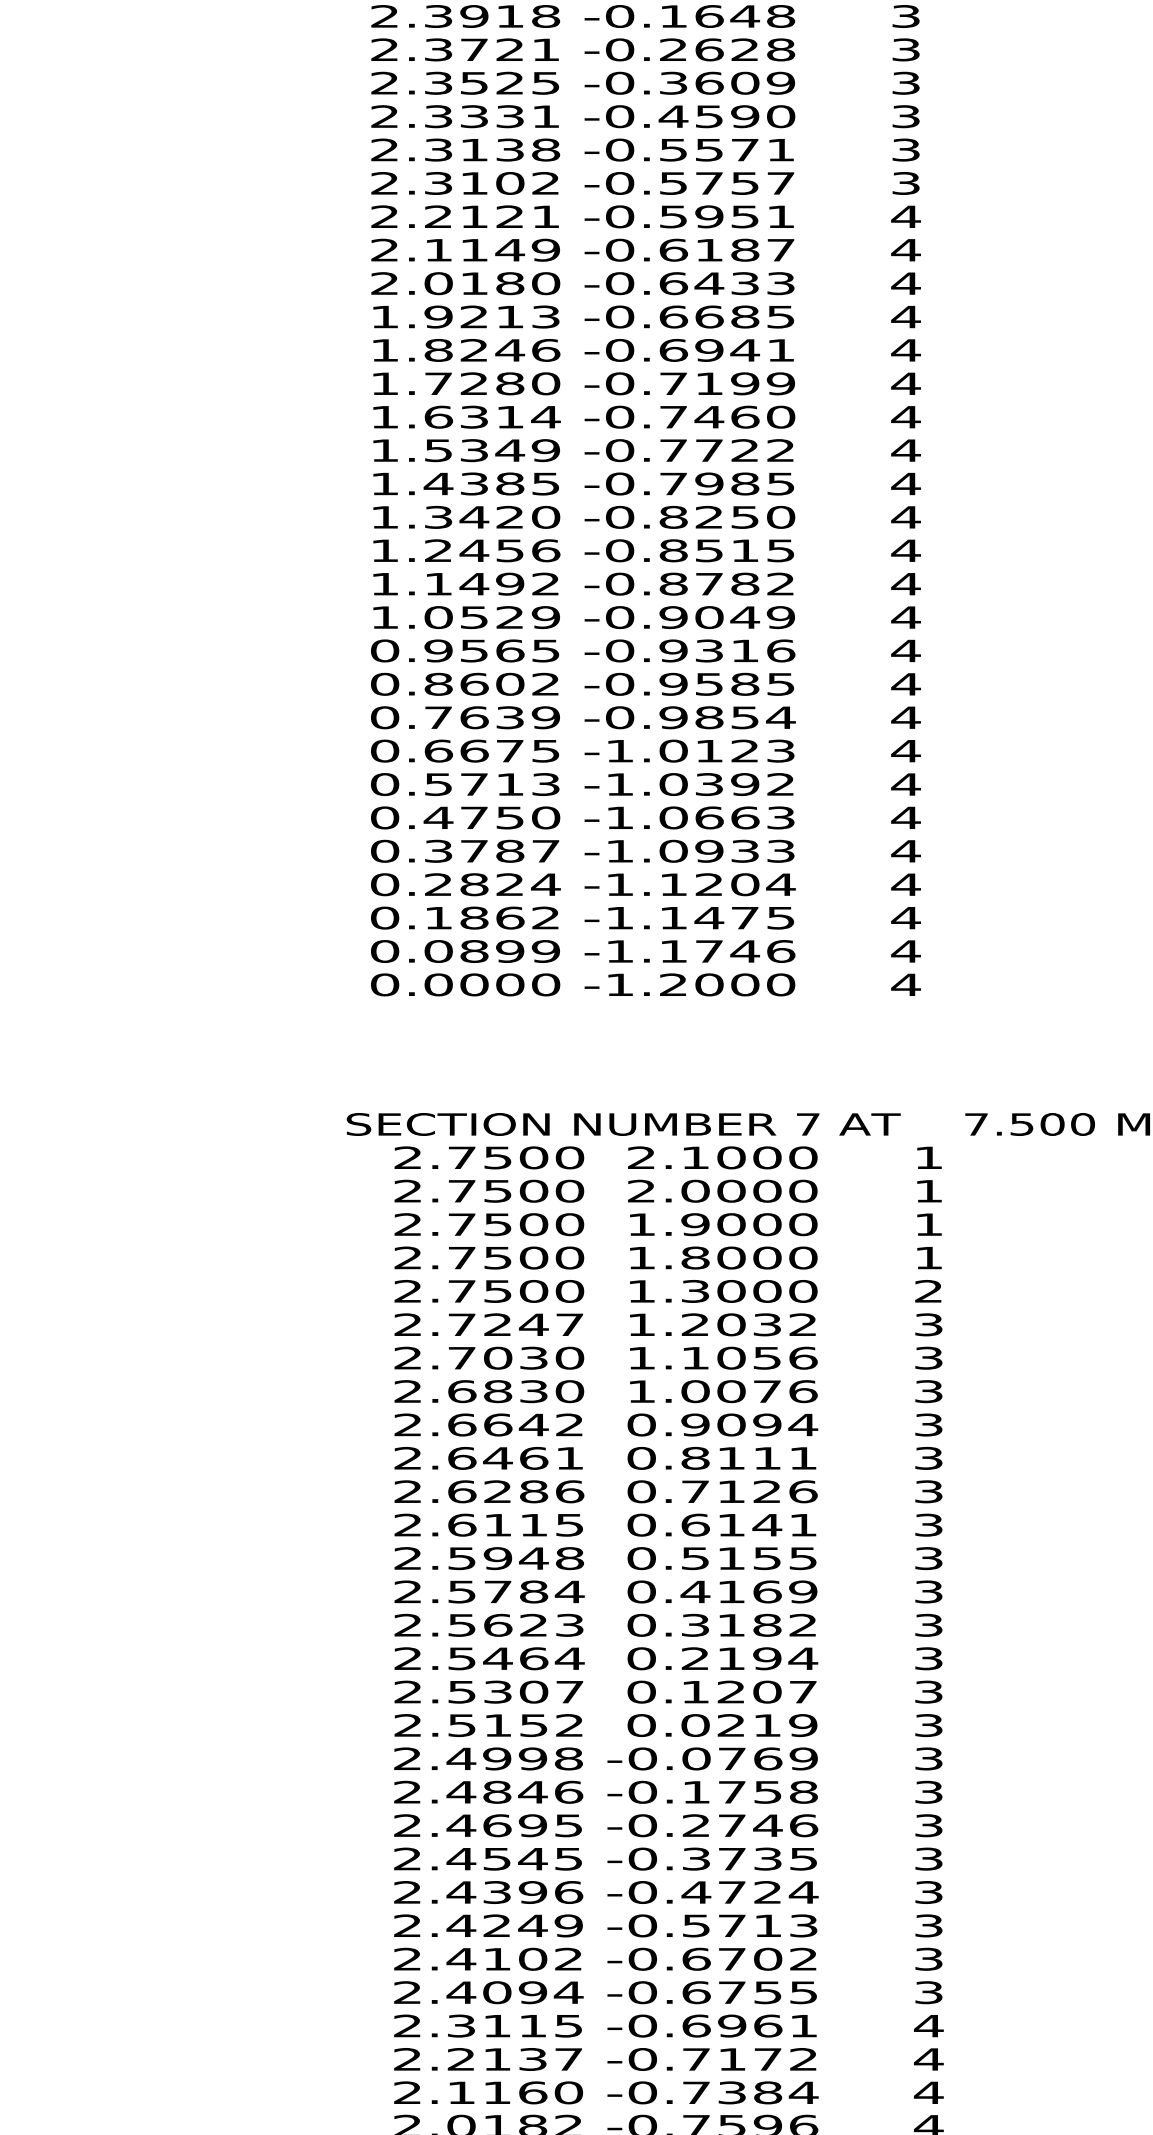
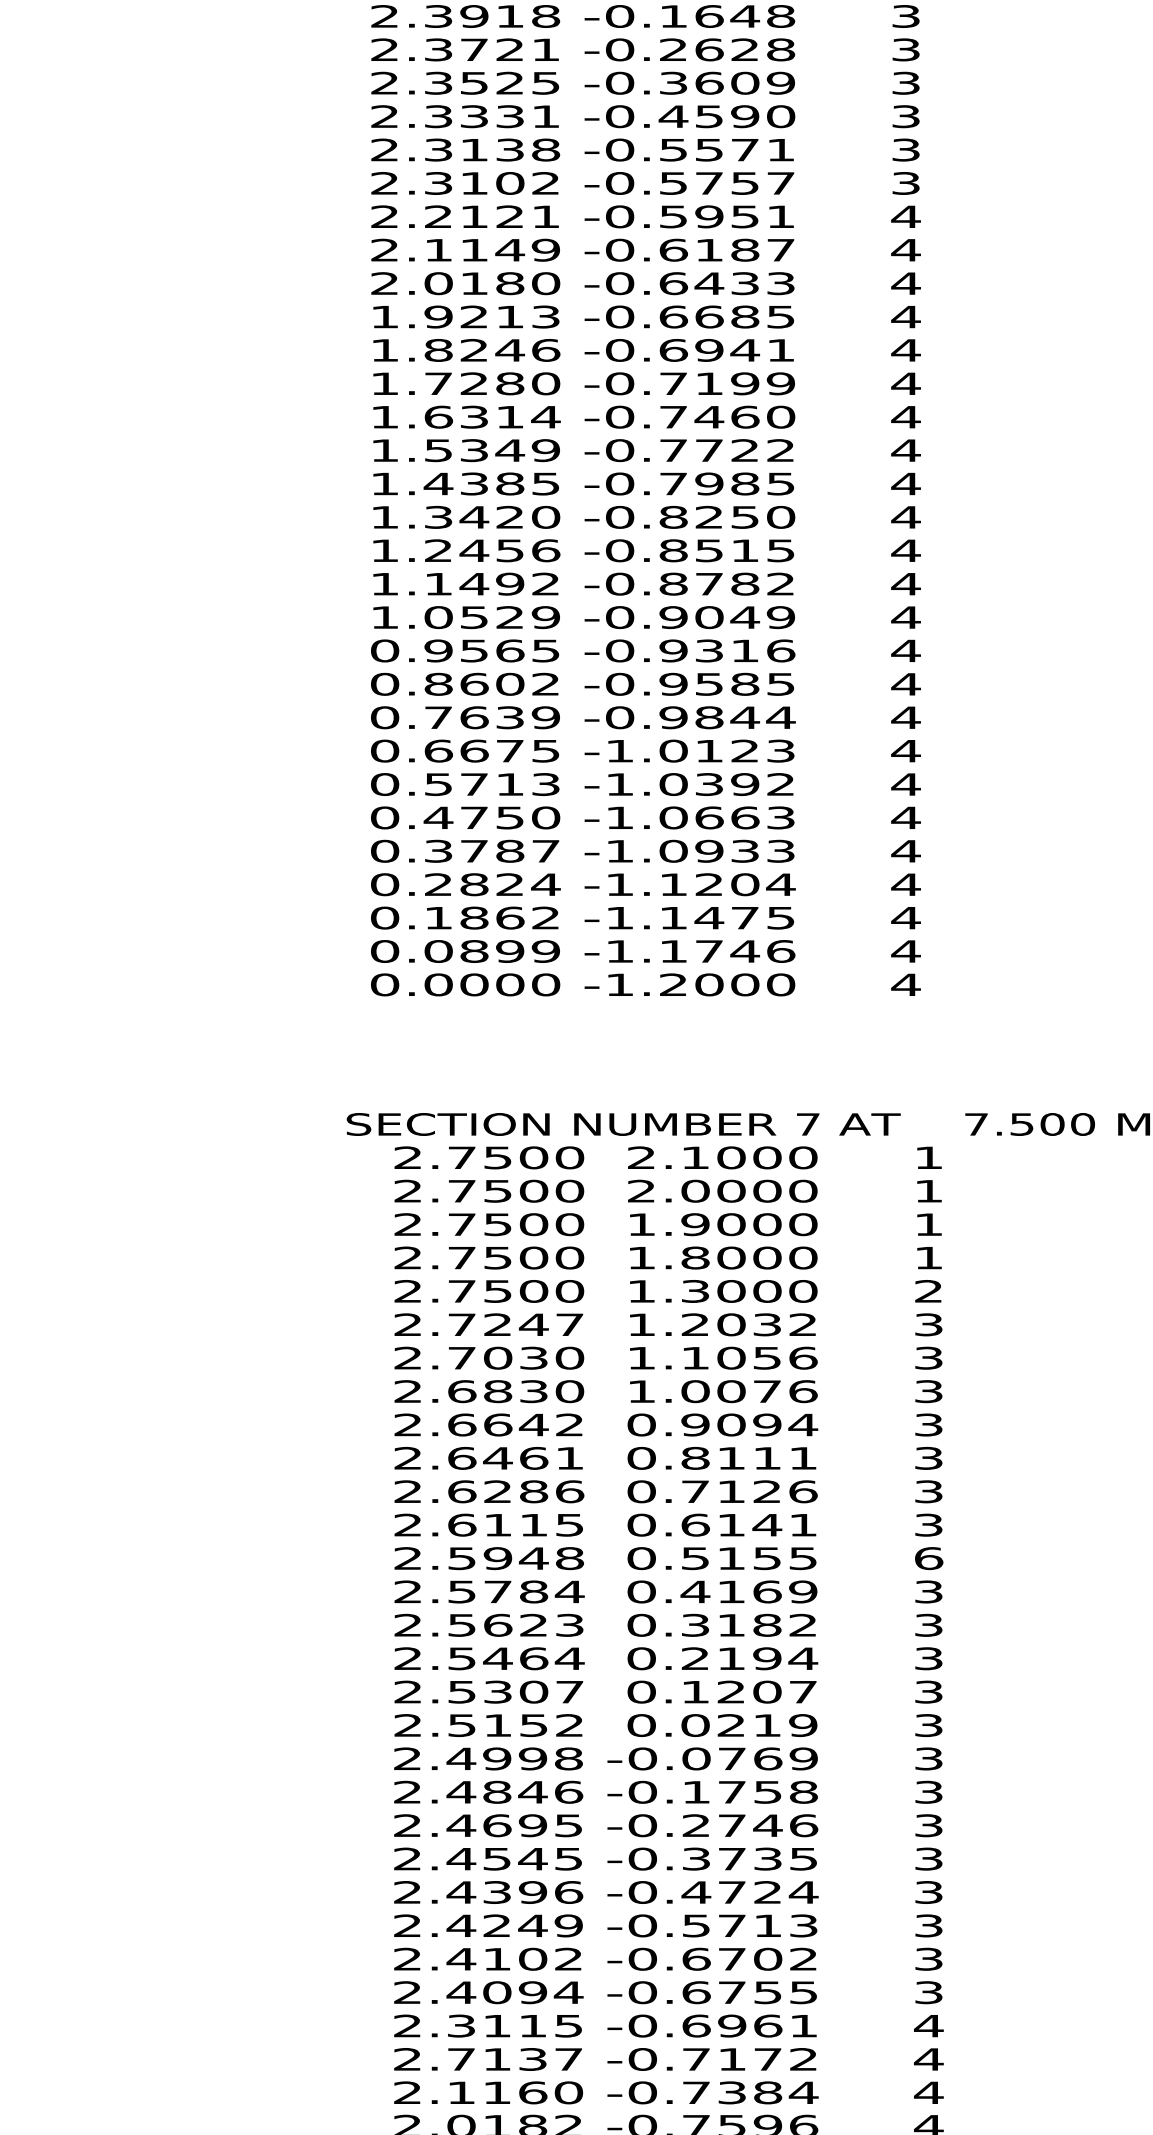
text: -0.9854 -> -0.9844 (745, 717)
text: 3 -> 6 (929, 1558)
text: 2.2137 -> 2.7137 (460, 2059)
